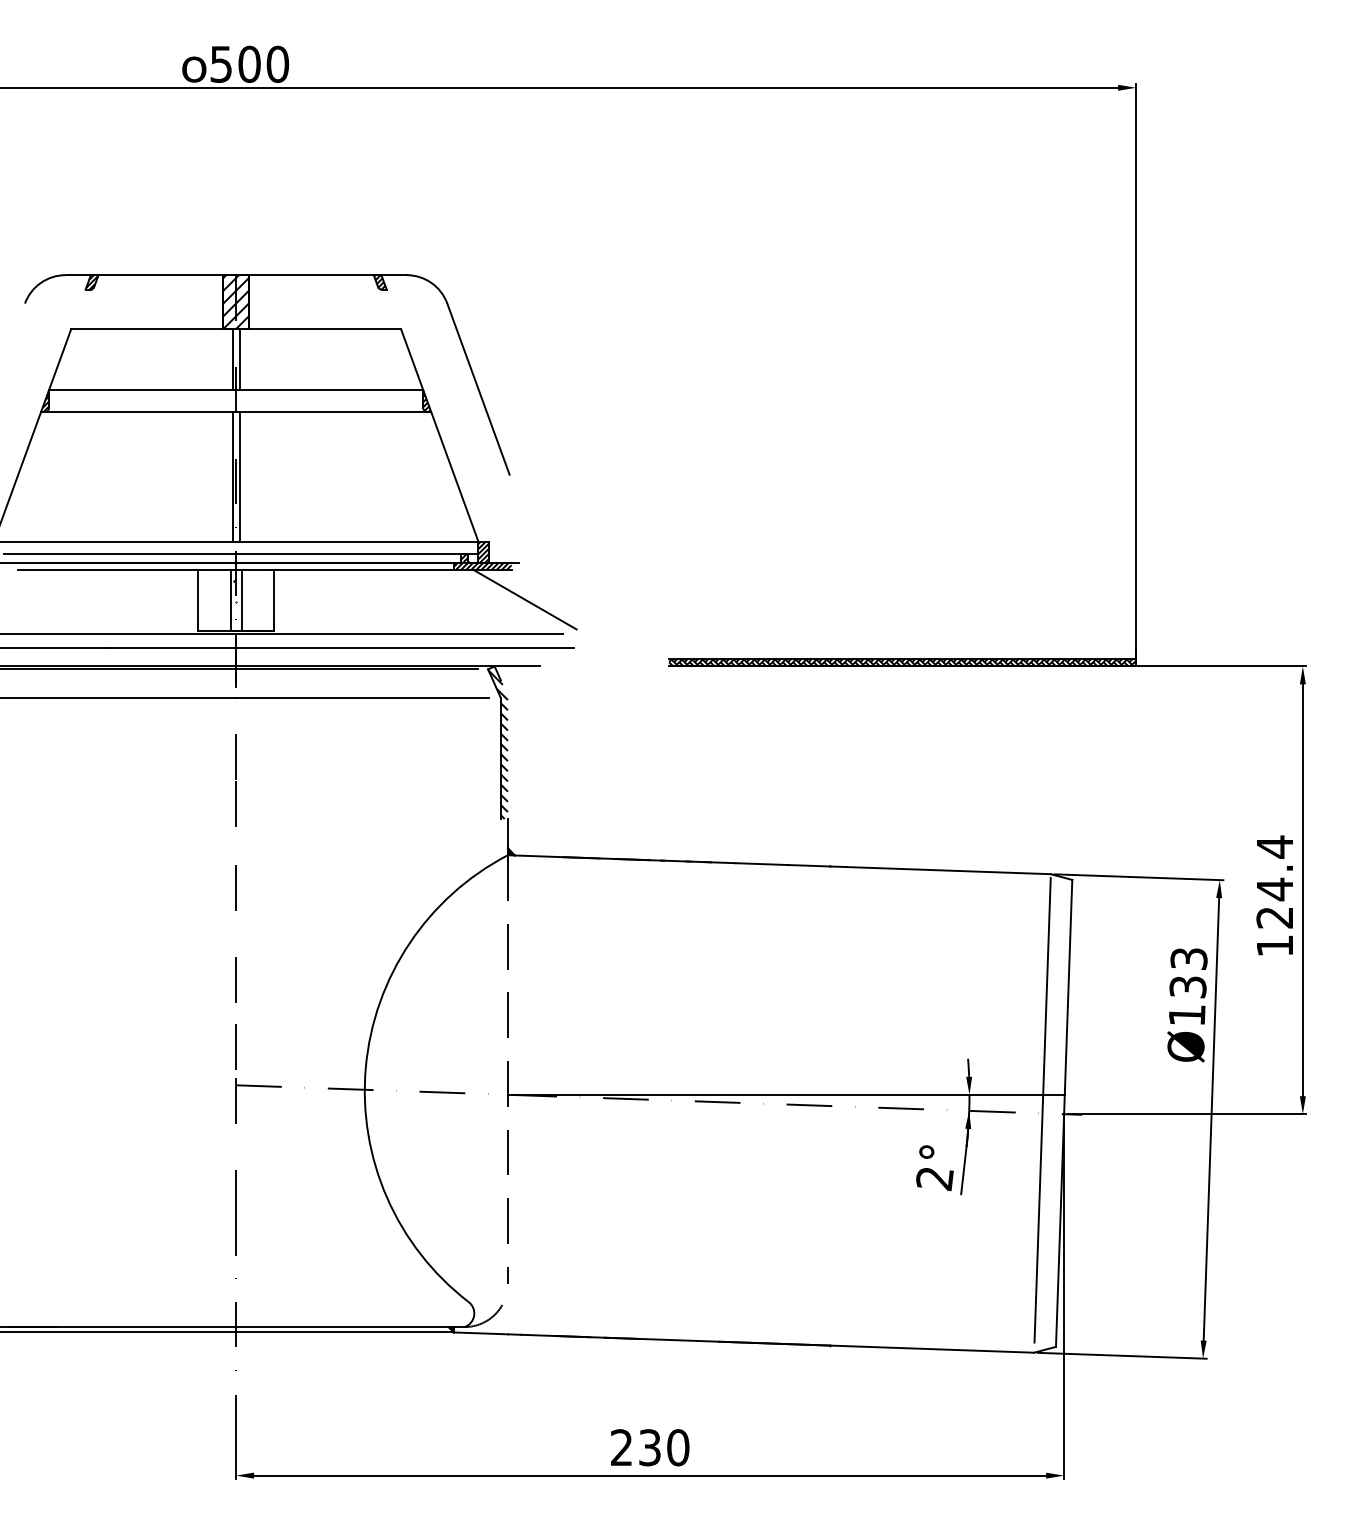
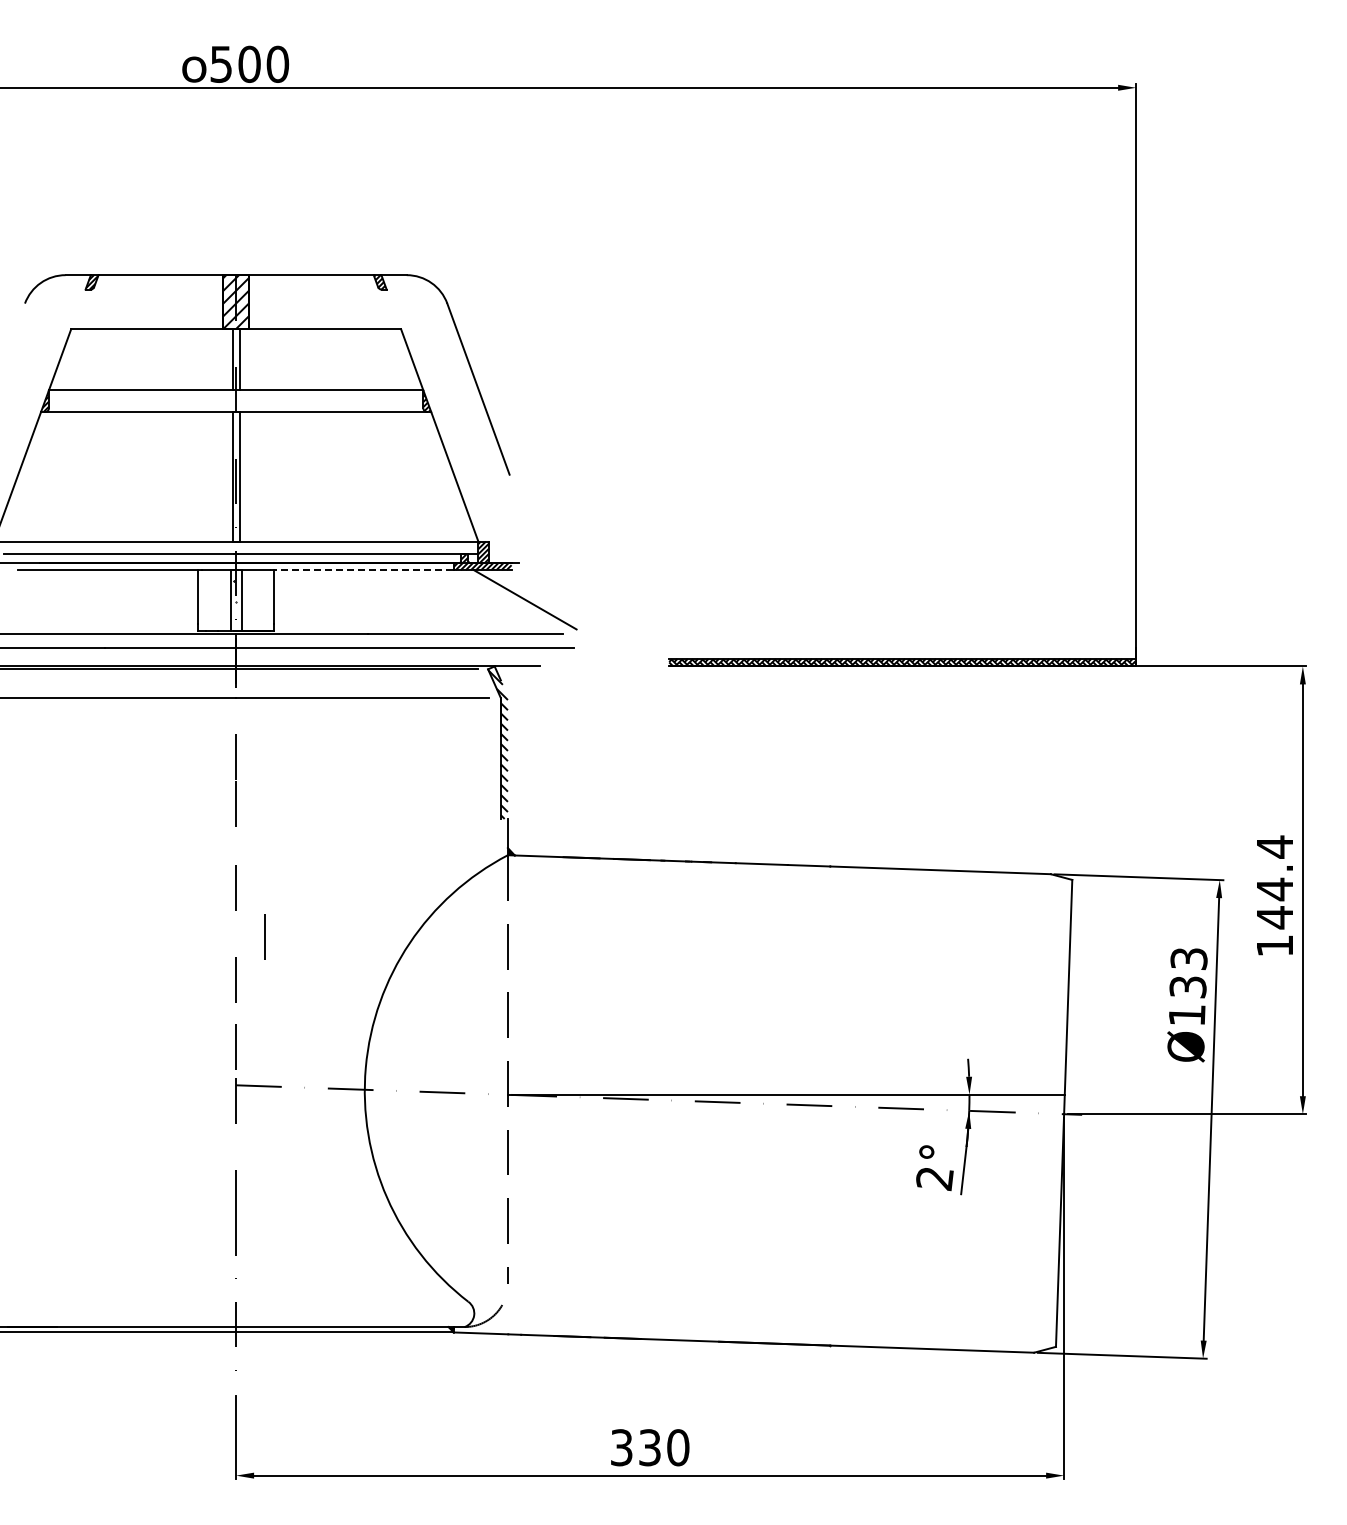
line: solid -> dashed (362, 570)
text: 124.4 -> 144.4 (1274, 917)
line: none -> present (264, 936)
line: present -> none (1042, 1110)
text: 230 -> 330 (621, 1447)
